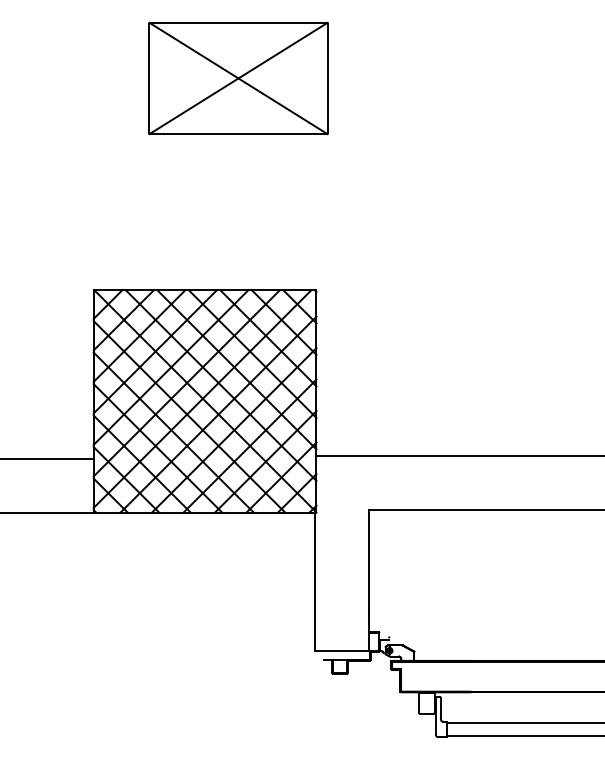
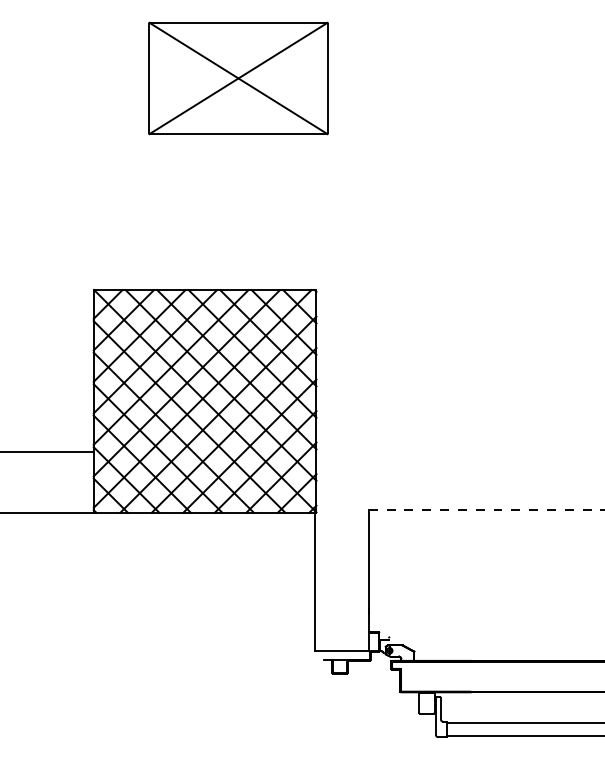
line: present -> none (458, 456)
line position: (48, 459) -> (48, 452) (48, 452)
line: solid -> dashed (486, 509)
